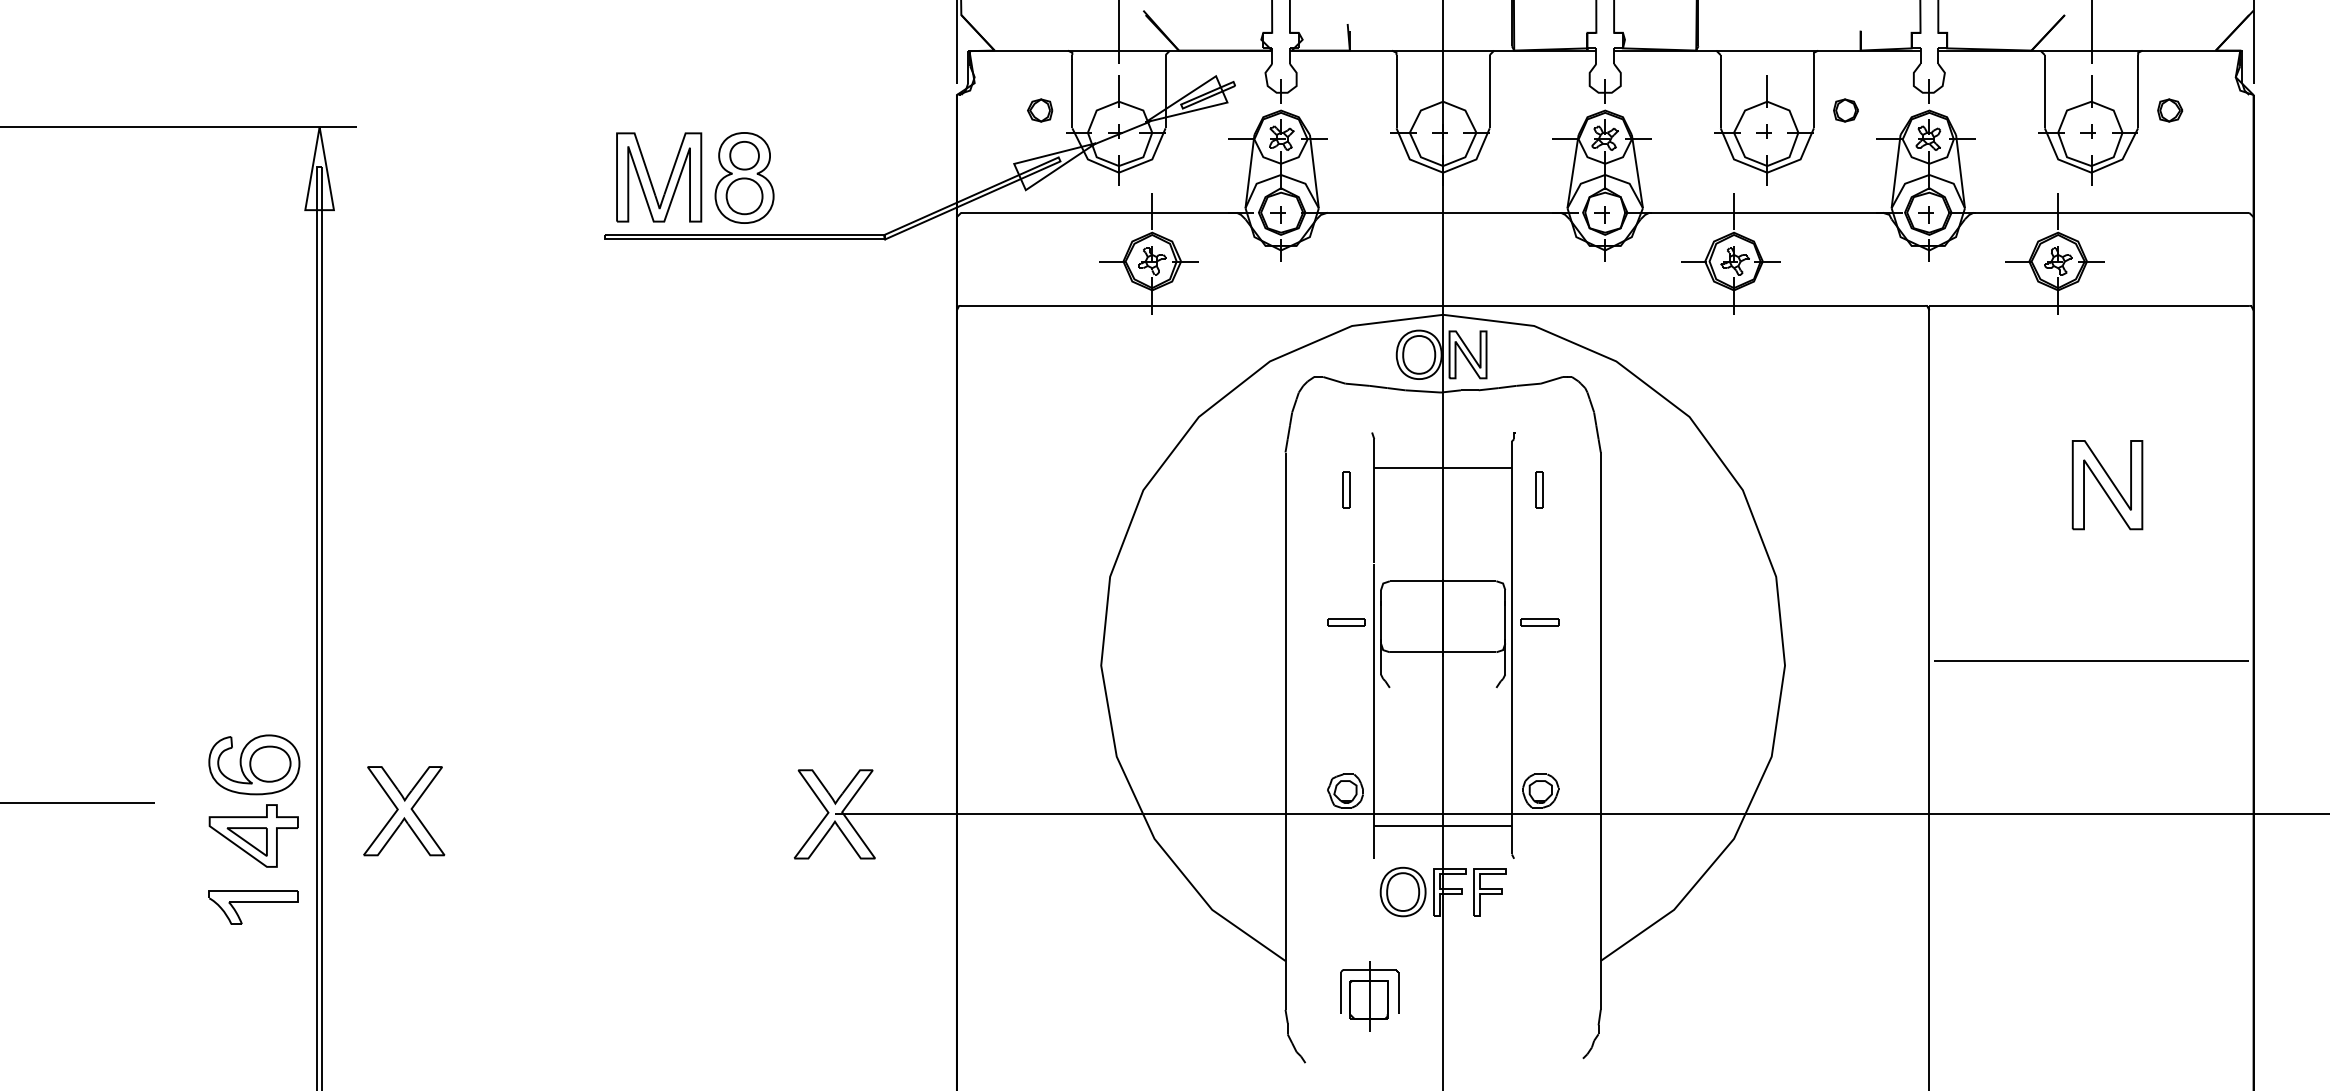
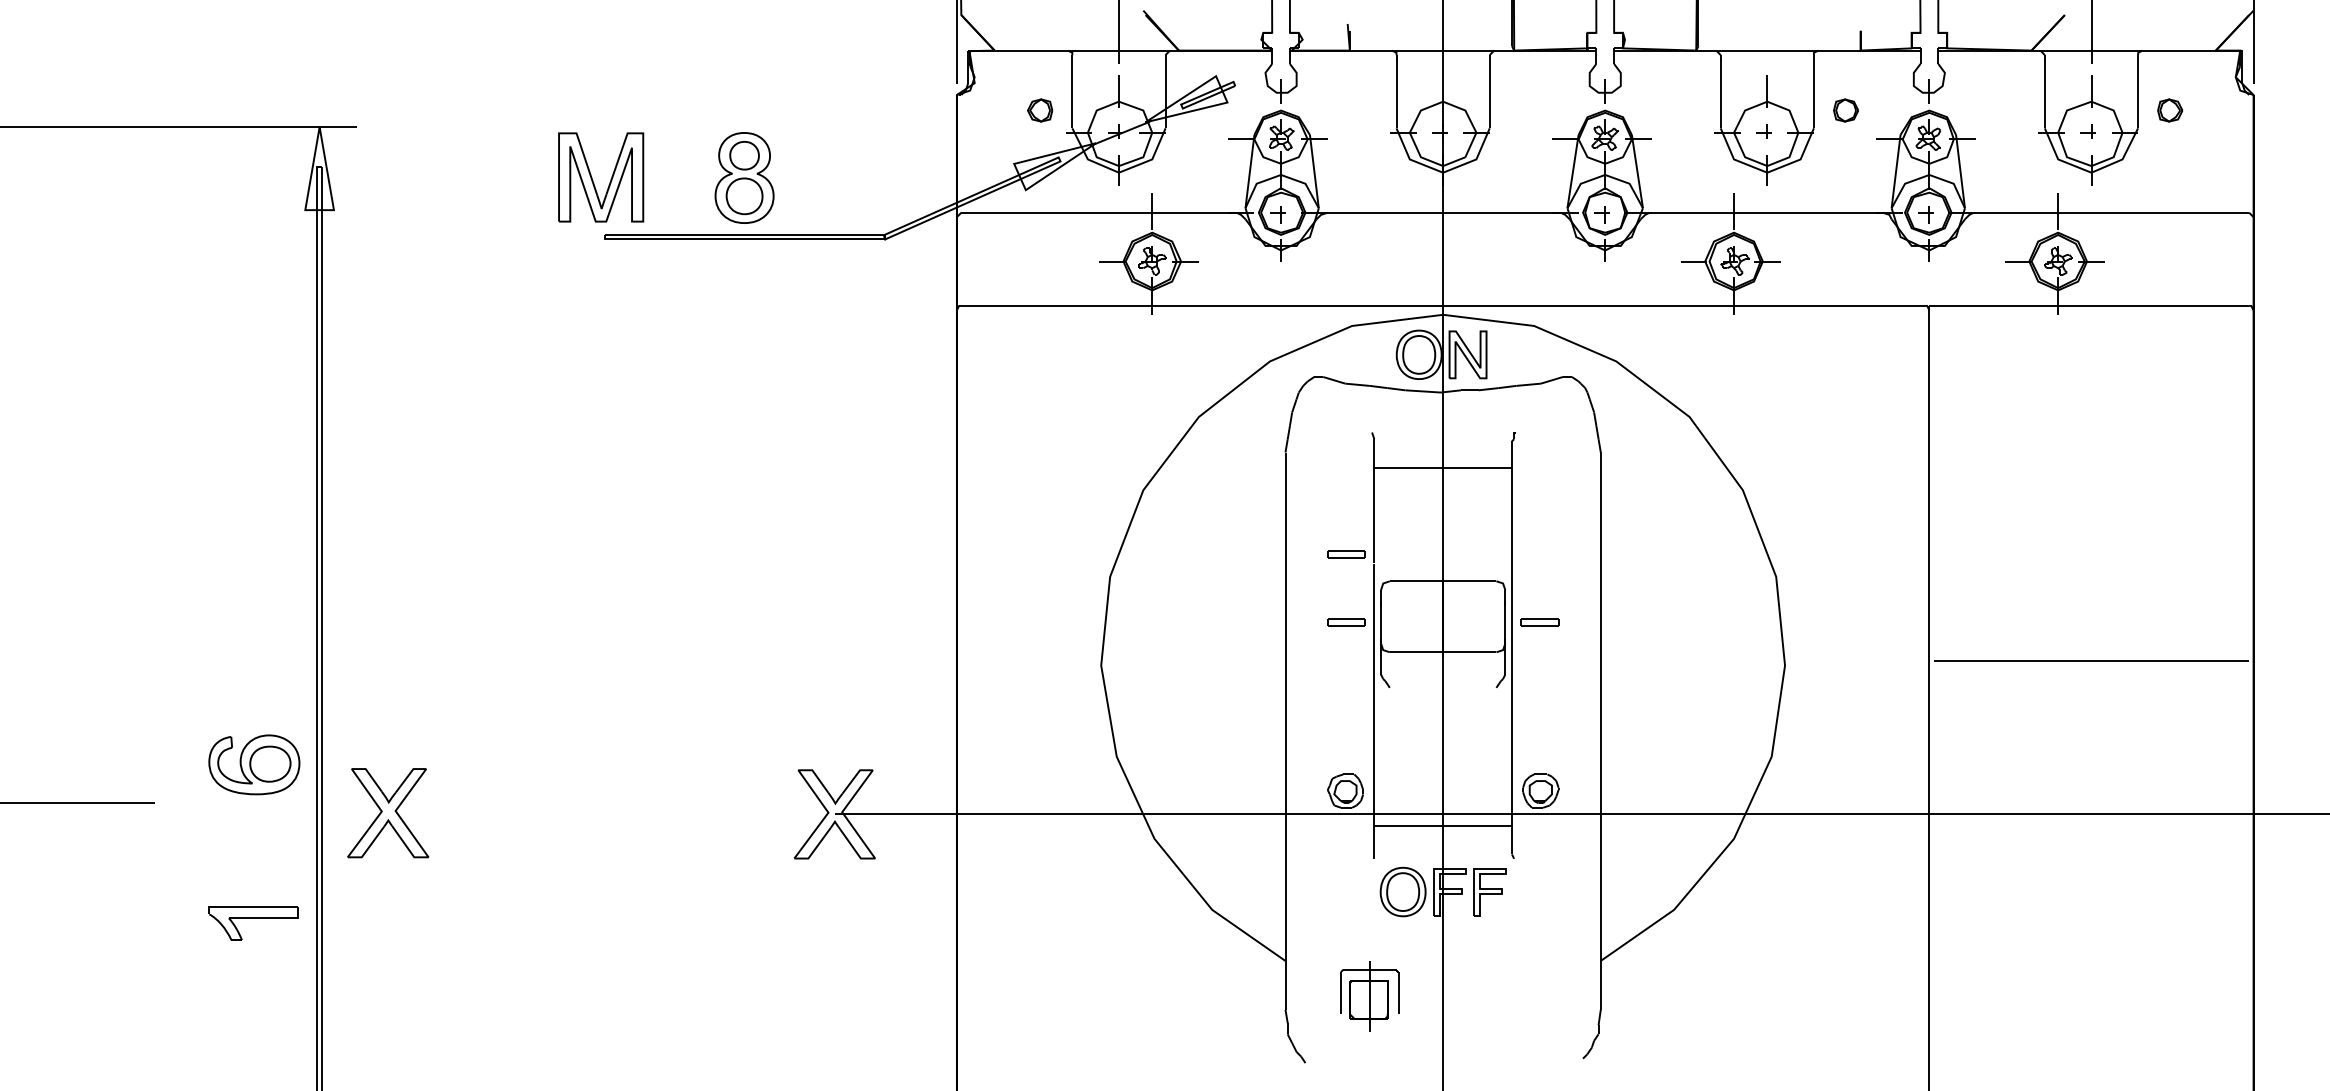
part position: (651, 180) -> (593, 180) (593, 180)
part: present -> none (2107, 485)
part: present -> none (1346, 489)
part: present -> none (1539, 489)
part: none -> present (1346, 554)
part position: (404, 811) -> (388, 813) (388, 813)
part: present -> none (253, 835)
part position: (253, 907) -> (253, 923) (253, 923)
